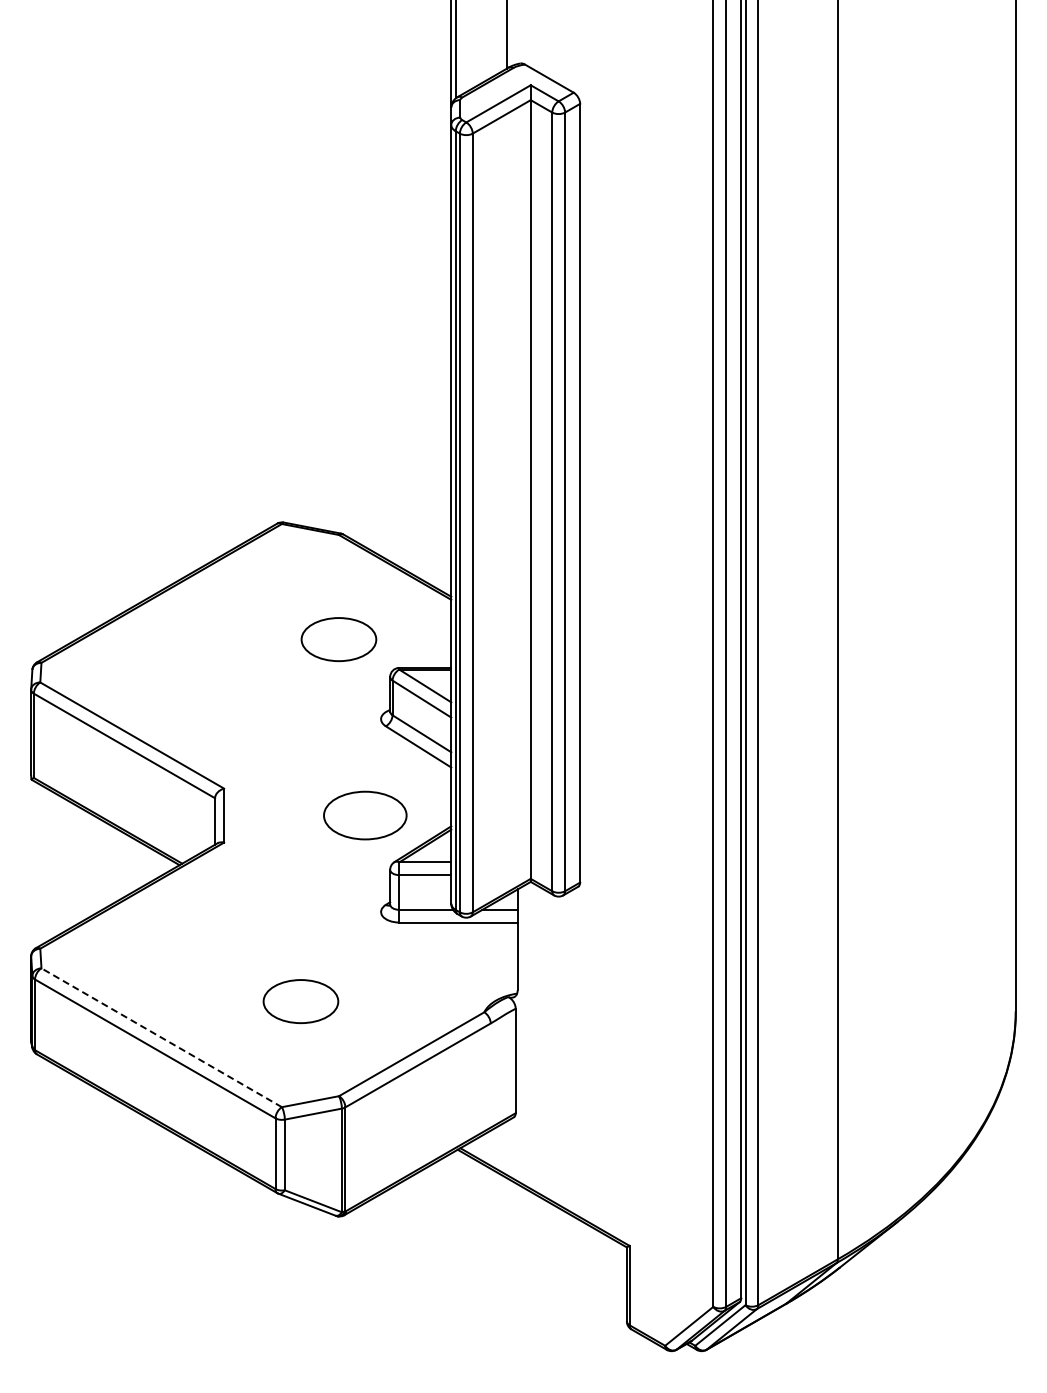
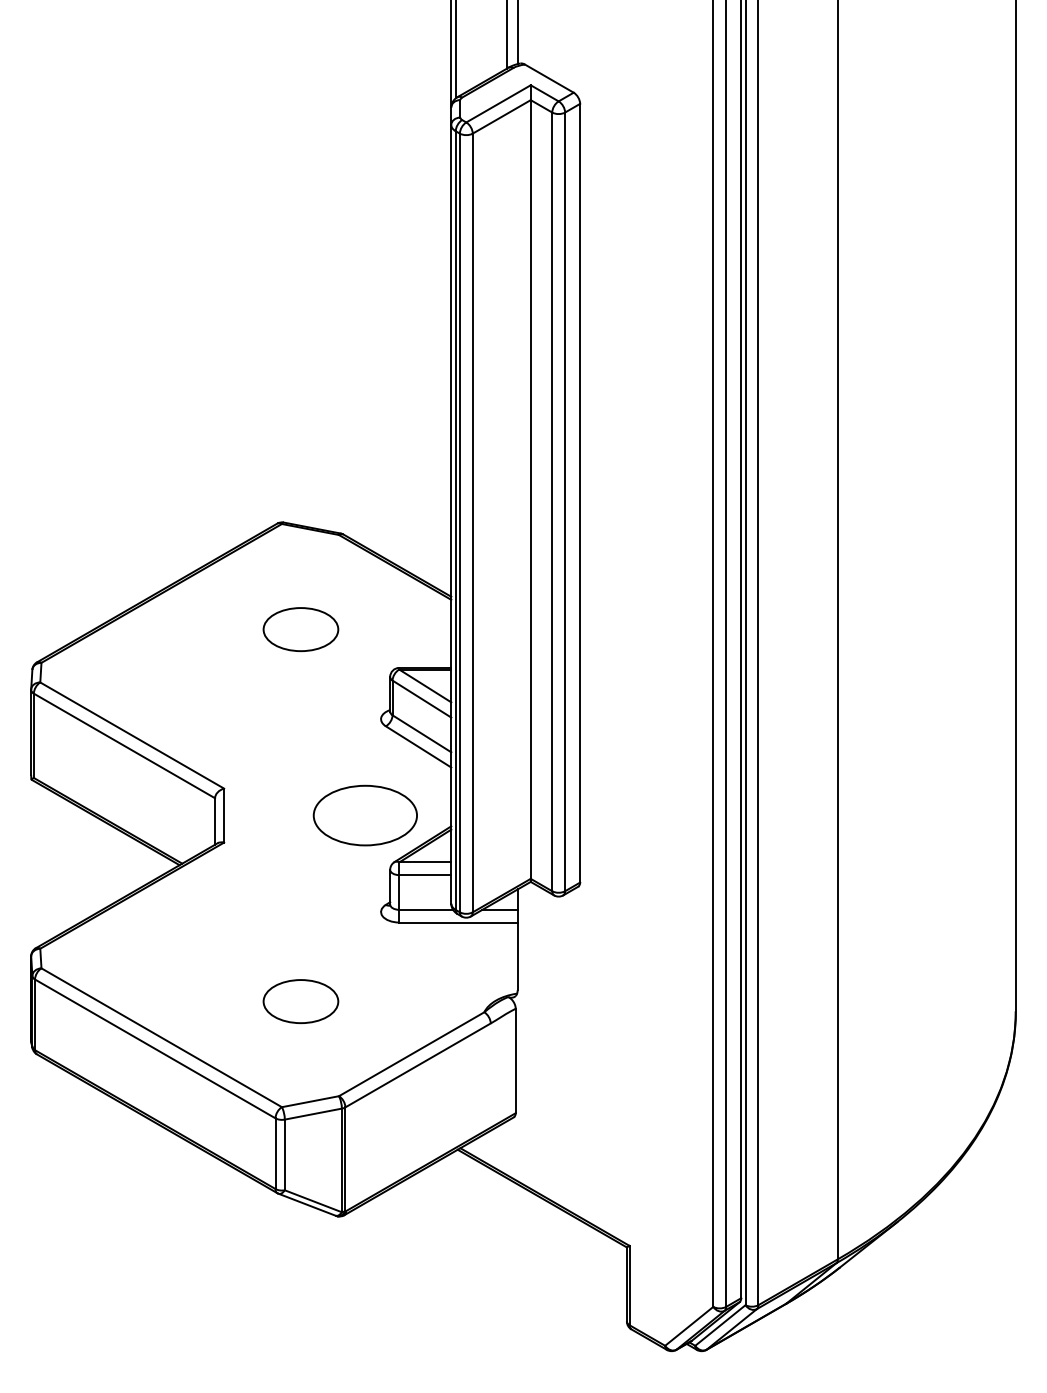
line: none -> present (517, 33)
part position: (338, 639) -> (300, 629) (300, 629)
part size: 85x51 px -> 106x63 px (364, 815)
line: dashed -> solid (161, 1037)
